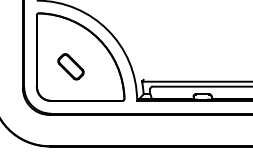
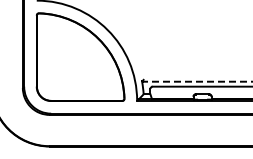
part: present -> none (70, 66)
line: solid -> dashed (197, 81)
